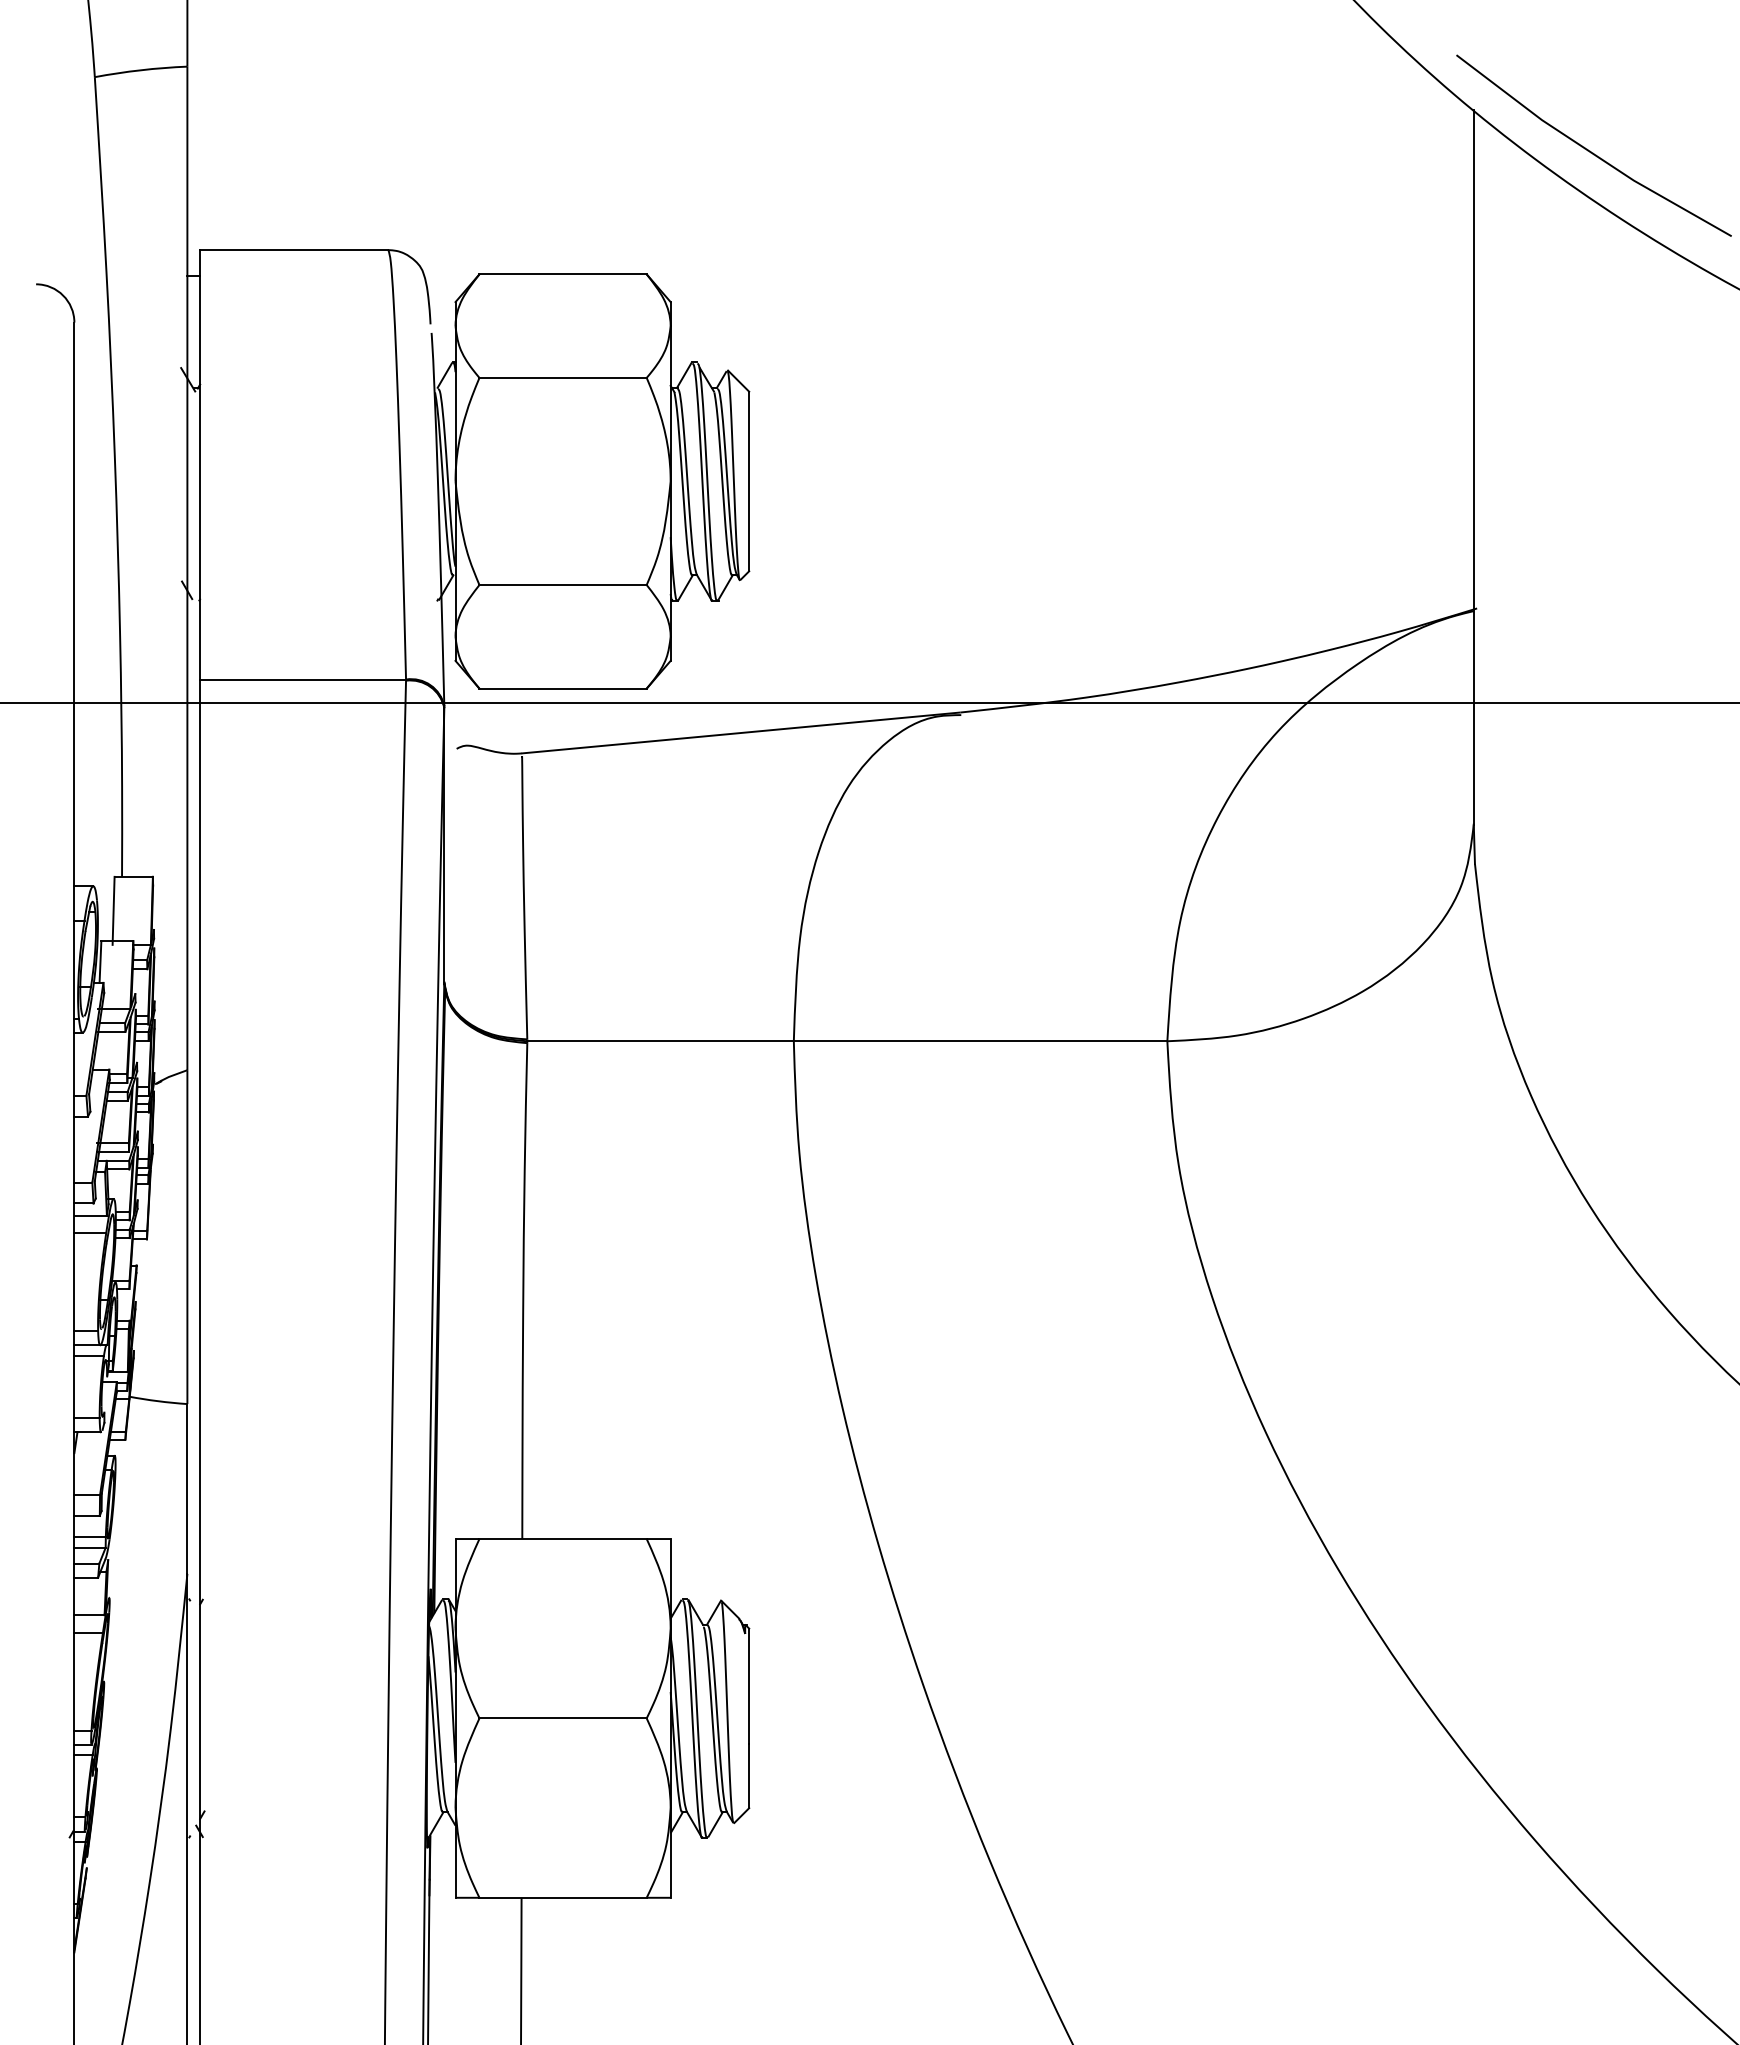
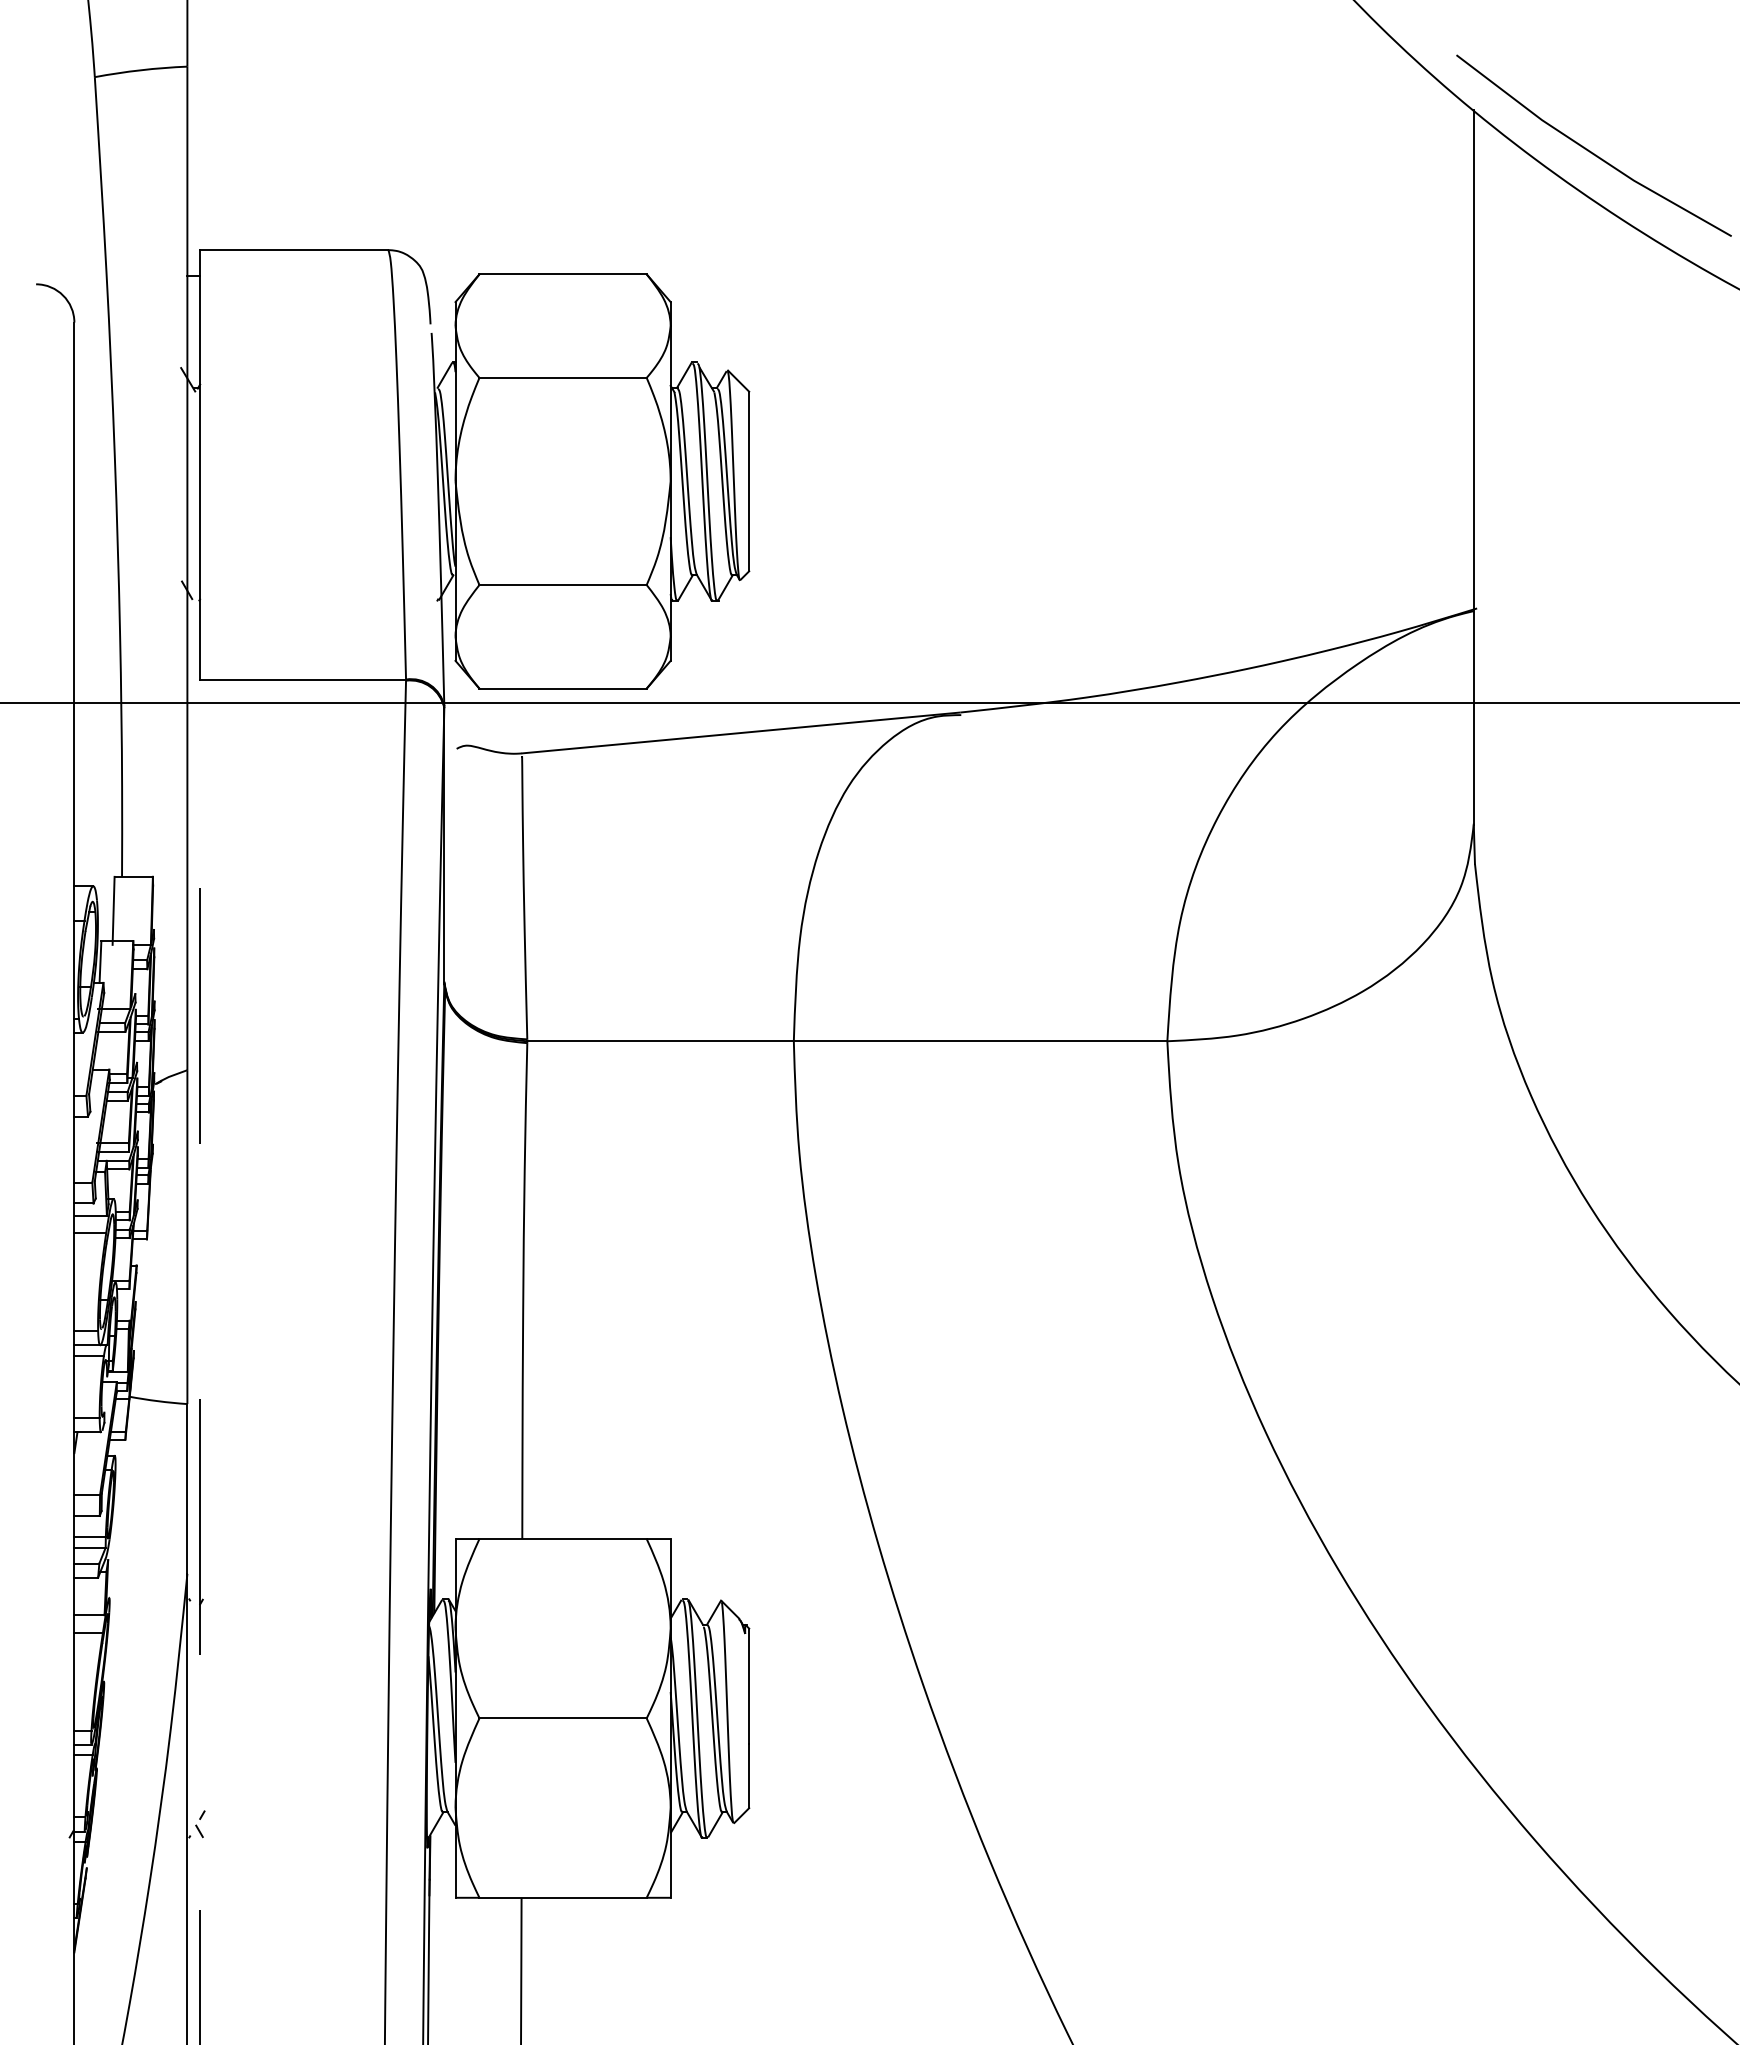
line: solid -> dashed (200, 1362)
